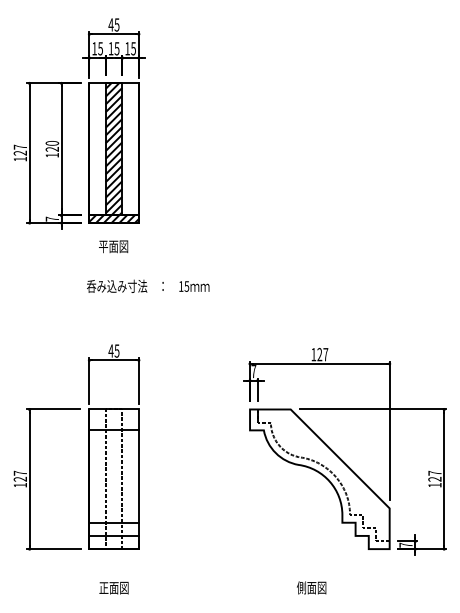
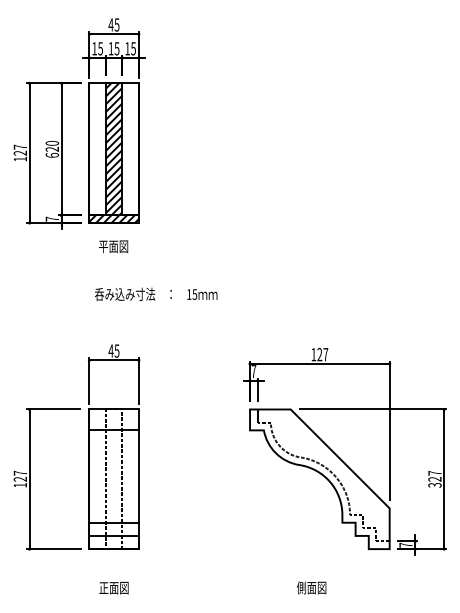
text: 120 -> 620 (52, 154)
text position: (148, 285) -> (156, 293) (156, 293)
text: 127 -> 327 (434, 485)
